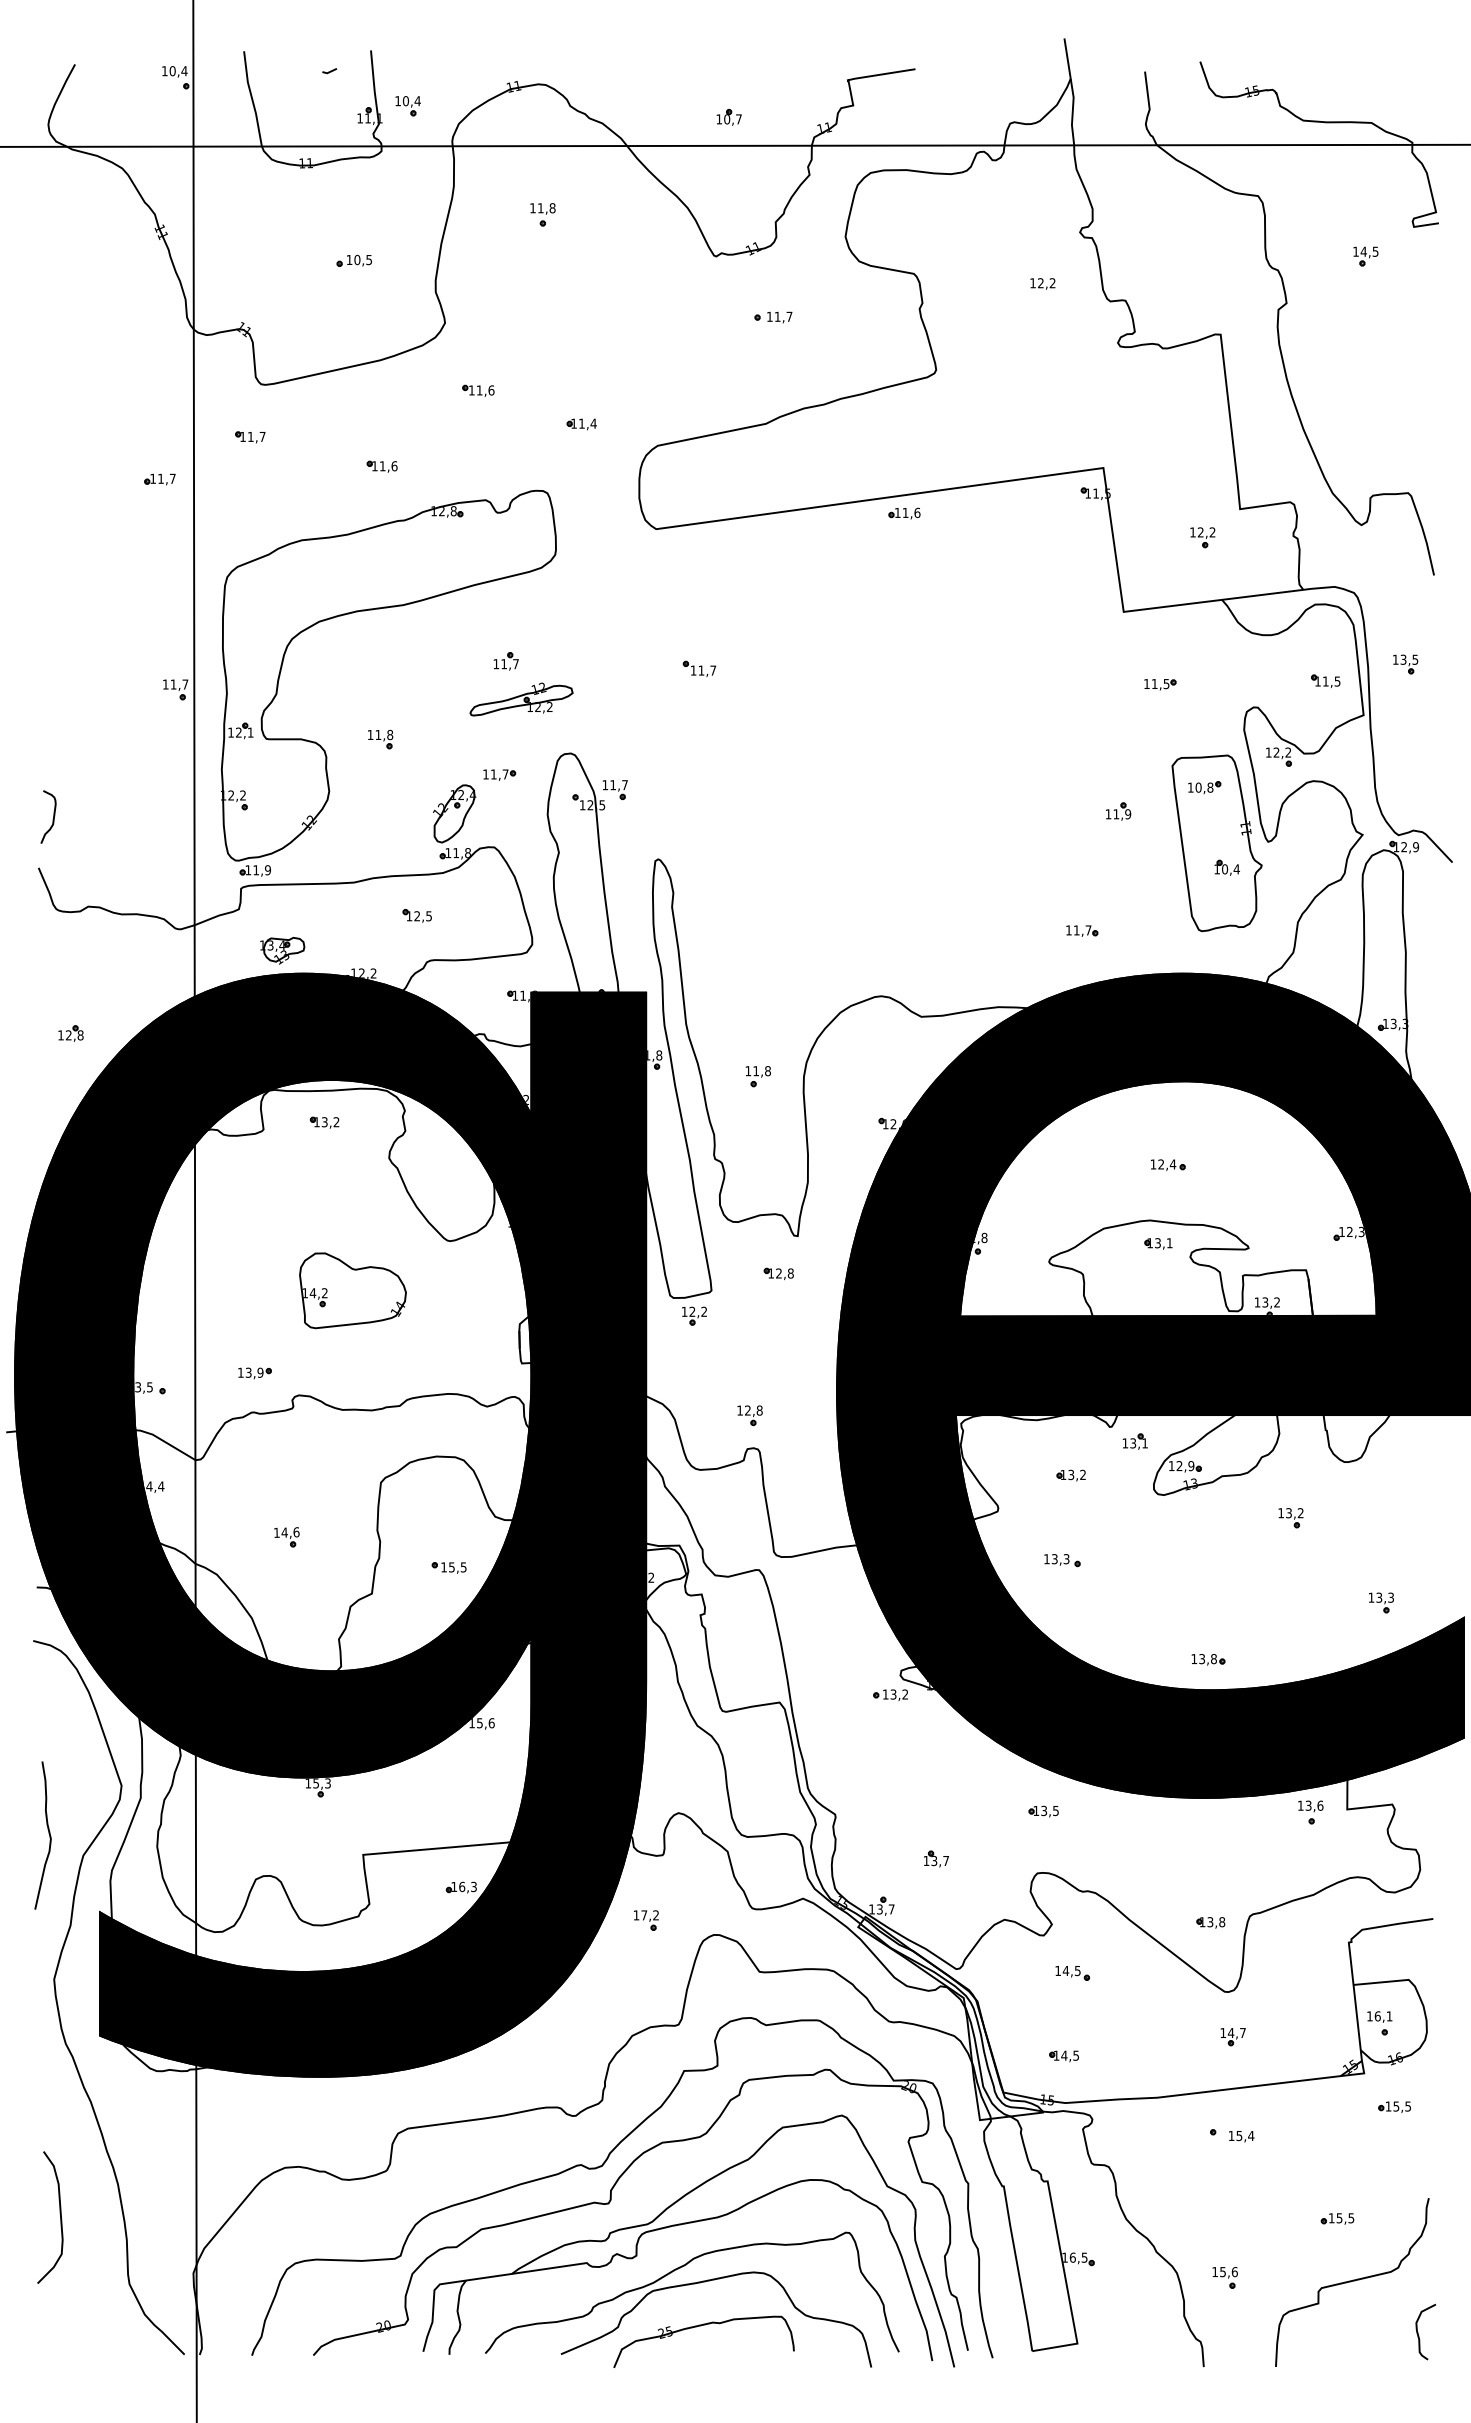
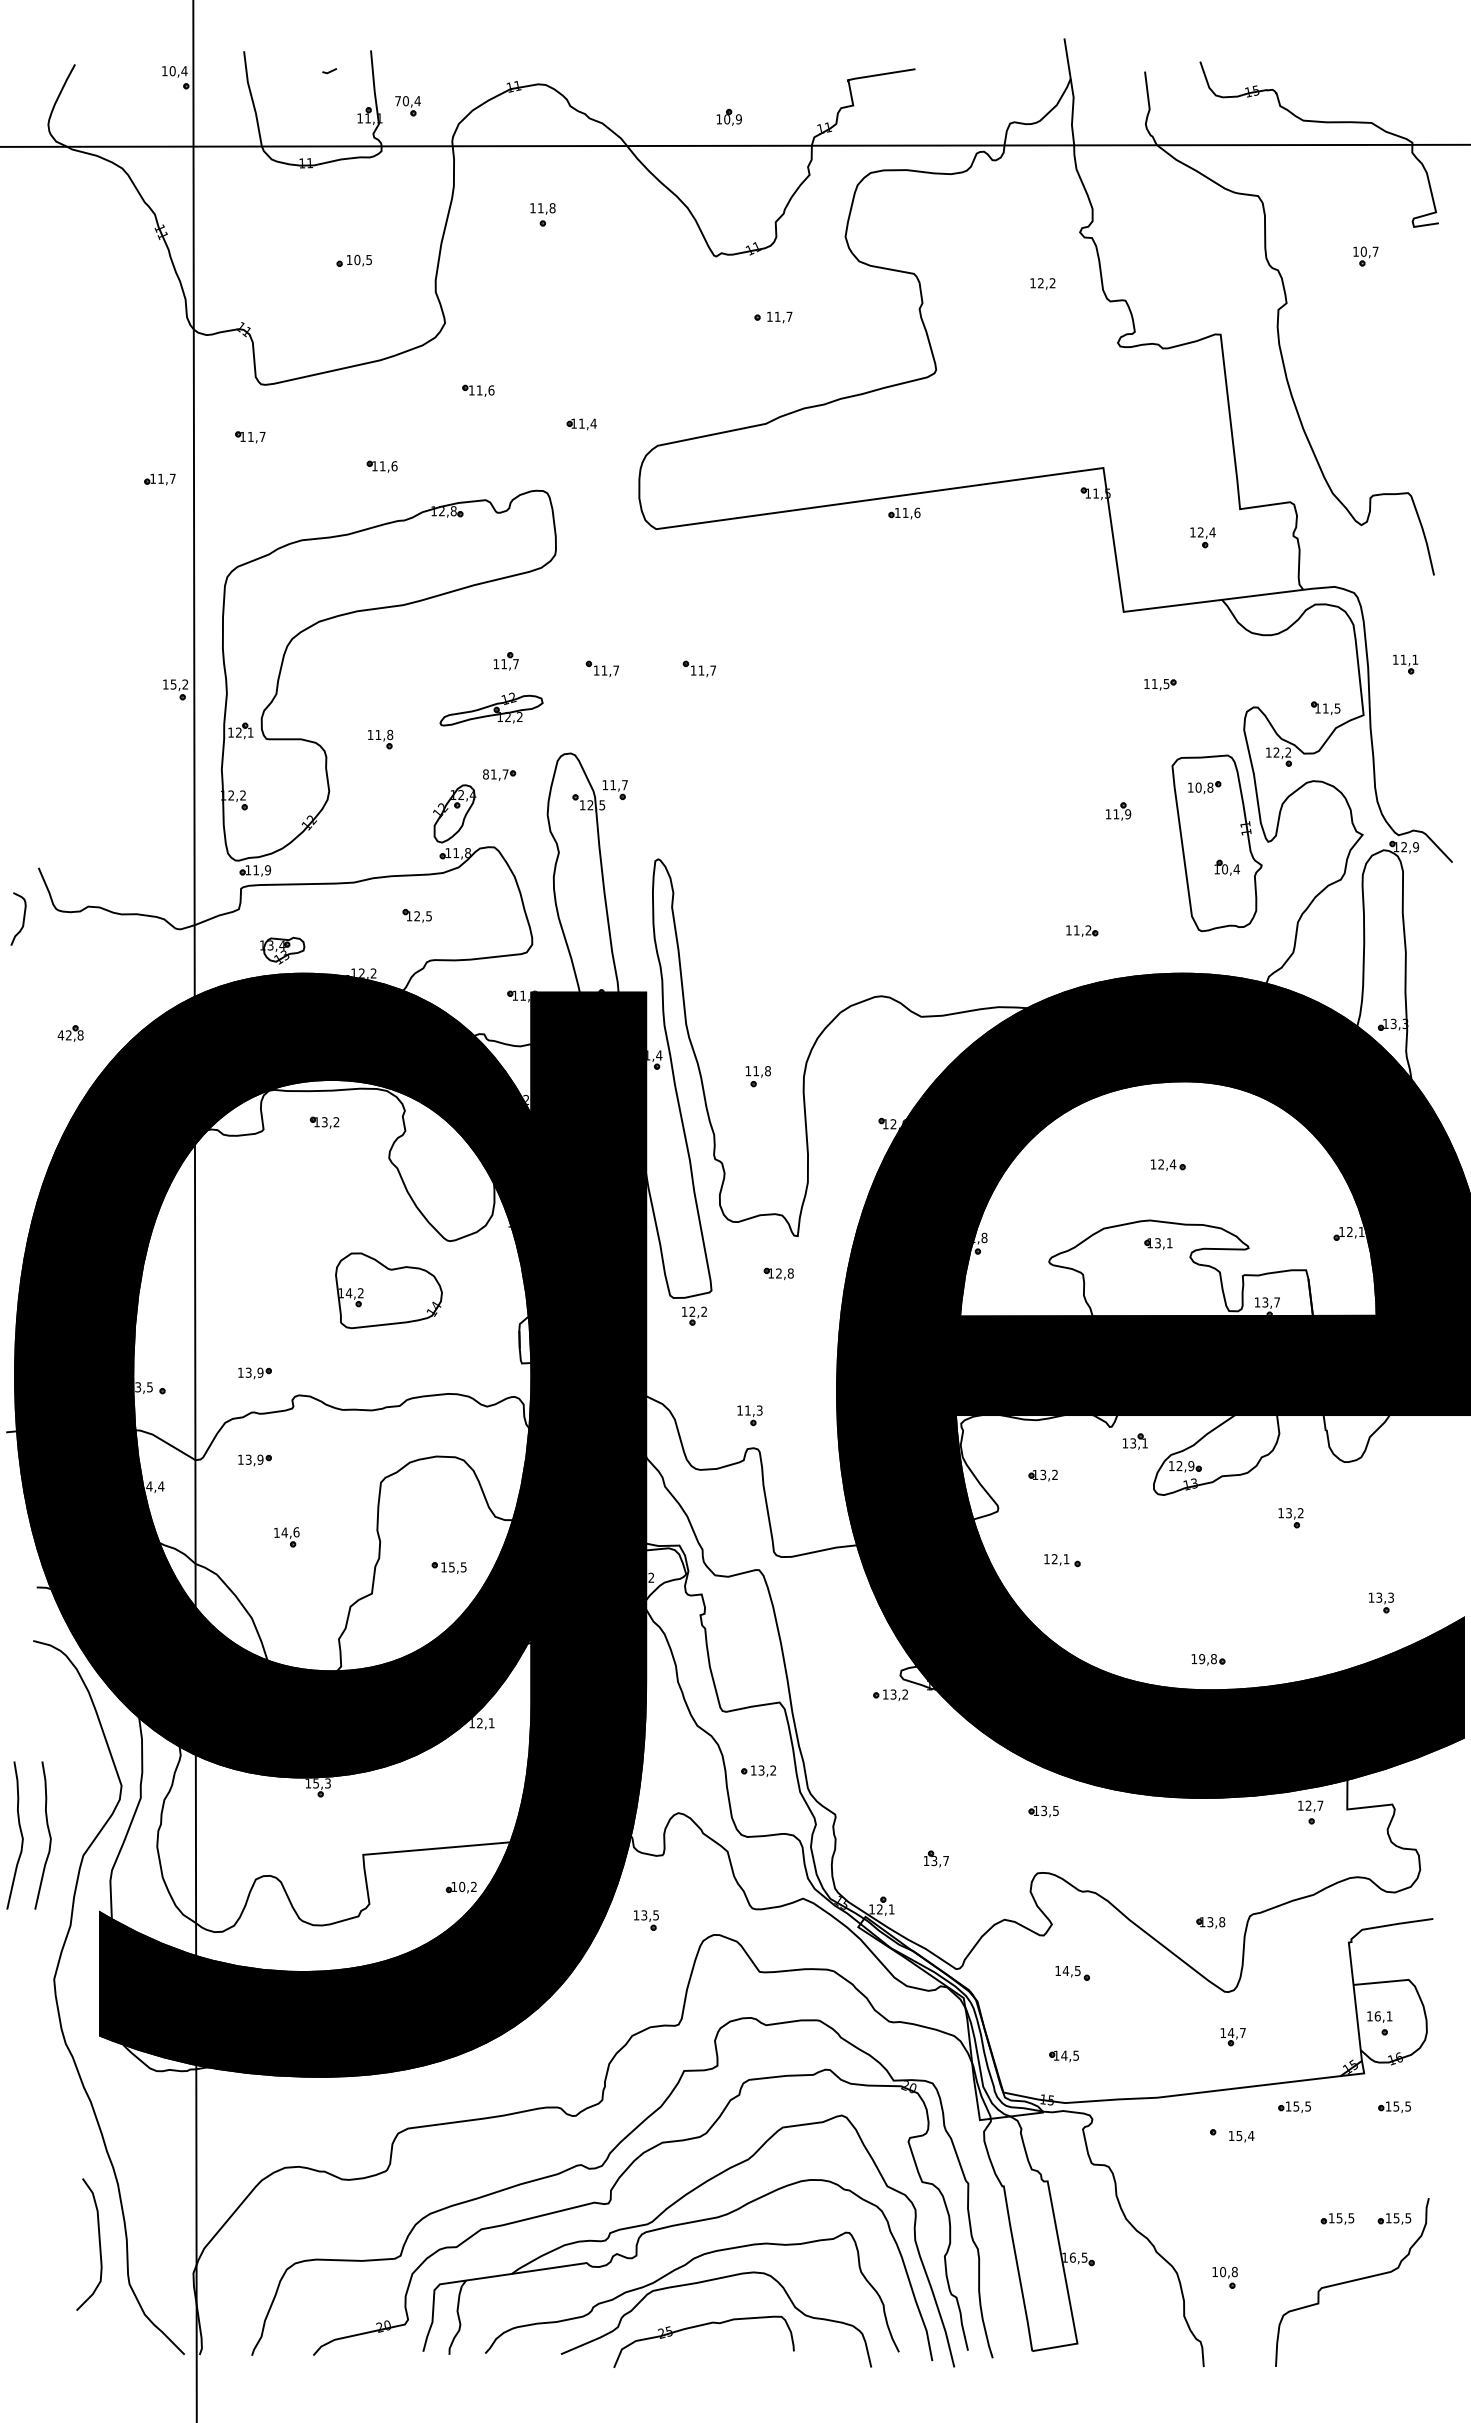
text: 10,4 -> 70,4 (397, 101)
text: 10,7 -> 10,9 (738, 119)
text: 14,5 -> 10,7 (1369, 251)
text: 12,2 -> 12,4 (1212, 532)
text: 13,5 -> 11,1 (1409, 659)
part: none -> present (601, 668)
part position: (1325, 680) -> (1325, 707) (1325, 707)
text: 11,7 -> 15,2 (179, 684)
part position: (521, 699) -> (491, 709) (491, 709)
text: 11,7 -> 81,7 (485, 774)
curve position: (53, 816) -> (23, 918) (23, 918)
text: 11,7 -> 11,2 (1088, 930)
text: 12,8 -> 42,8 (60, 1035)
text: 11,8 -> 11,4 (659, 1055)
text: 12,3 -> 12,1 (1361, 1231)
part position: (352, 1290) -> (388, 1290) (388, 1290)
text: 13,2 -> 13,7 (1276, 1302)
text: 12,8 -> 11,3 (753, 1410)
part: none -> present (254, 1460)
part position: (1070, 1475) -> (1042, 1475) (1042, 1475)
text: 13,3 -> 12,1 (1060, 1559)
text: 13,8 -> 19,8 (1202, 1658)
text: 15,6 -> 12,1 (485, 1723)
part: none -> present (758, 1770)
text: 13,6 -> 12,7 (1314, 1805)
curve: none -> present (20, 1833)
text: 16,3 -> 10,2 (467, 1886)
text: 13,7 -> 12,1 (885, 1909)
text: 17,2 -> 13,5 (649, 1915)
part: none -> present (1294, 2106)
curve position: (59, 2213) -> (98, 2240) (98, 2240)
part: none -> present (1394, 2218)
text: 15,6 -> 10,8 (1228, 2272)
curve: present -> none (1418, 2332)
